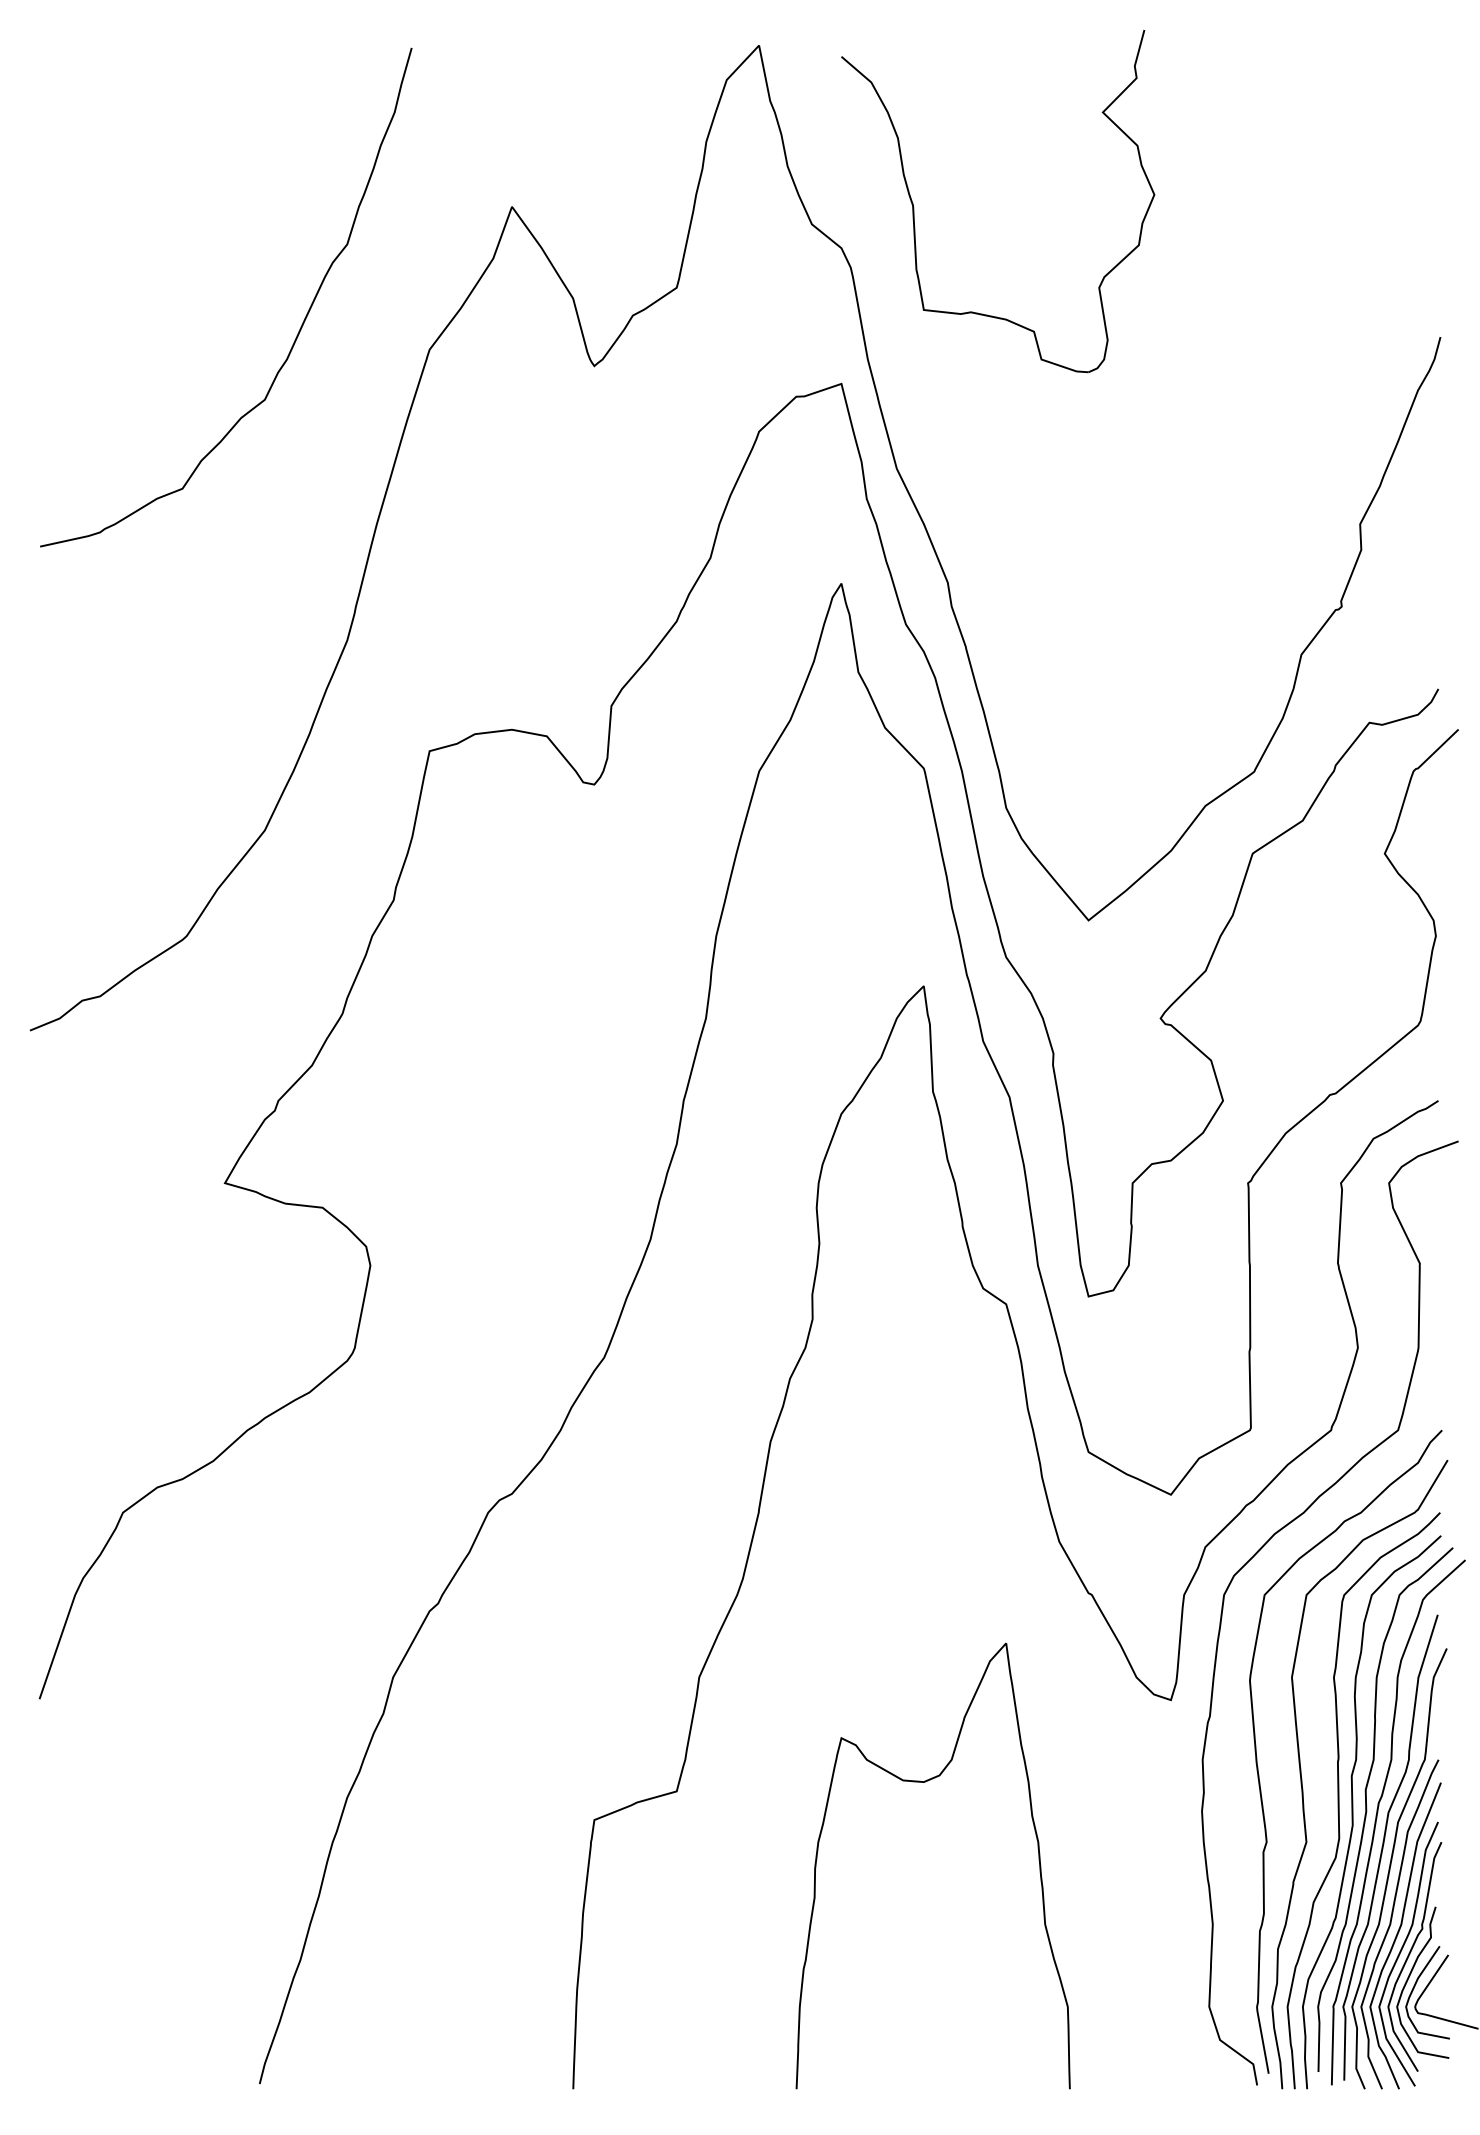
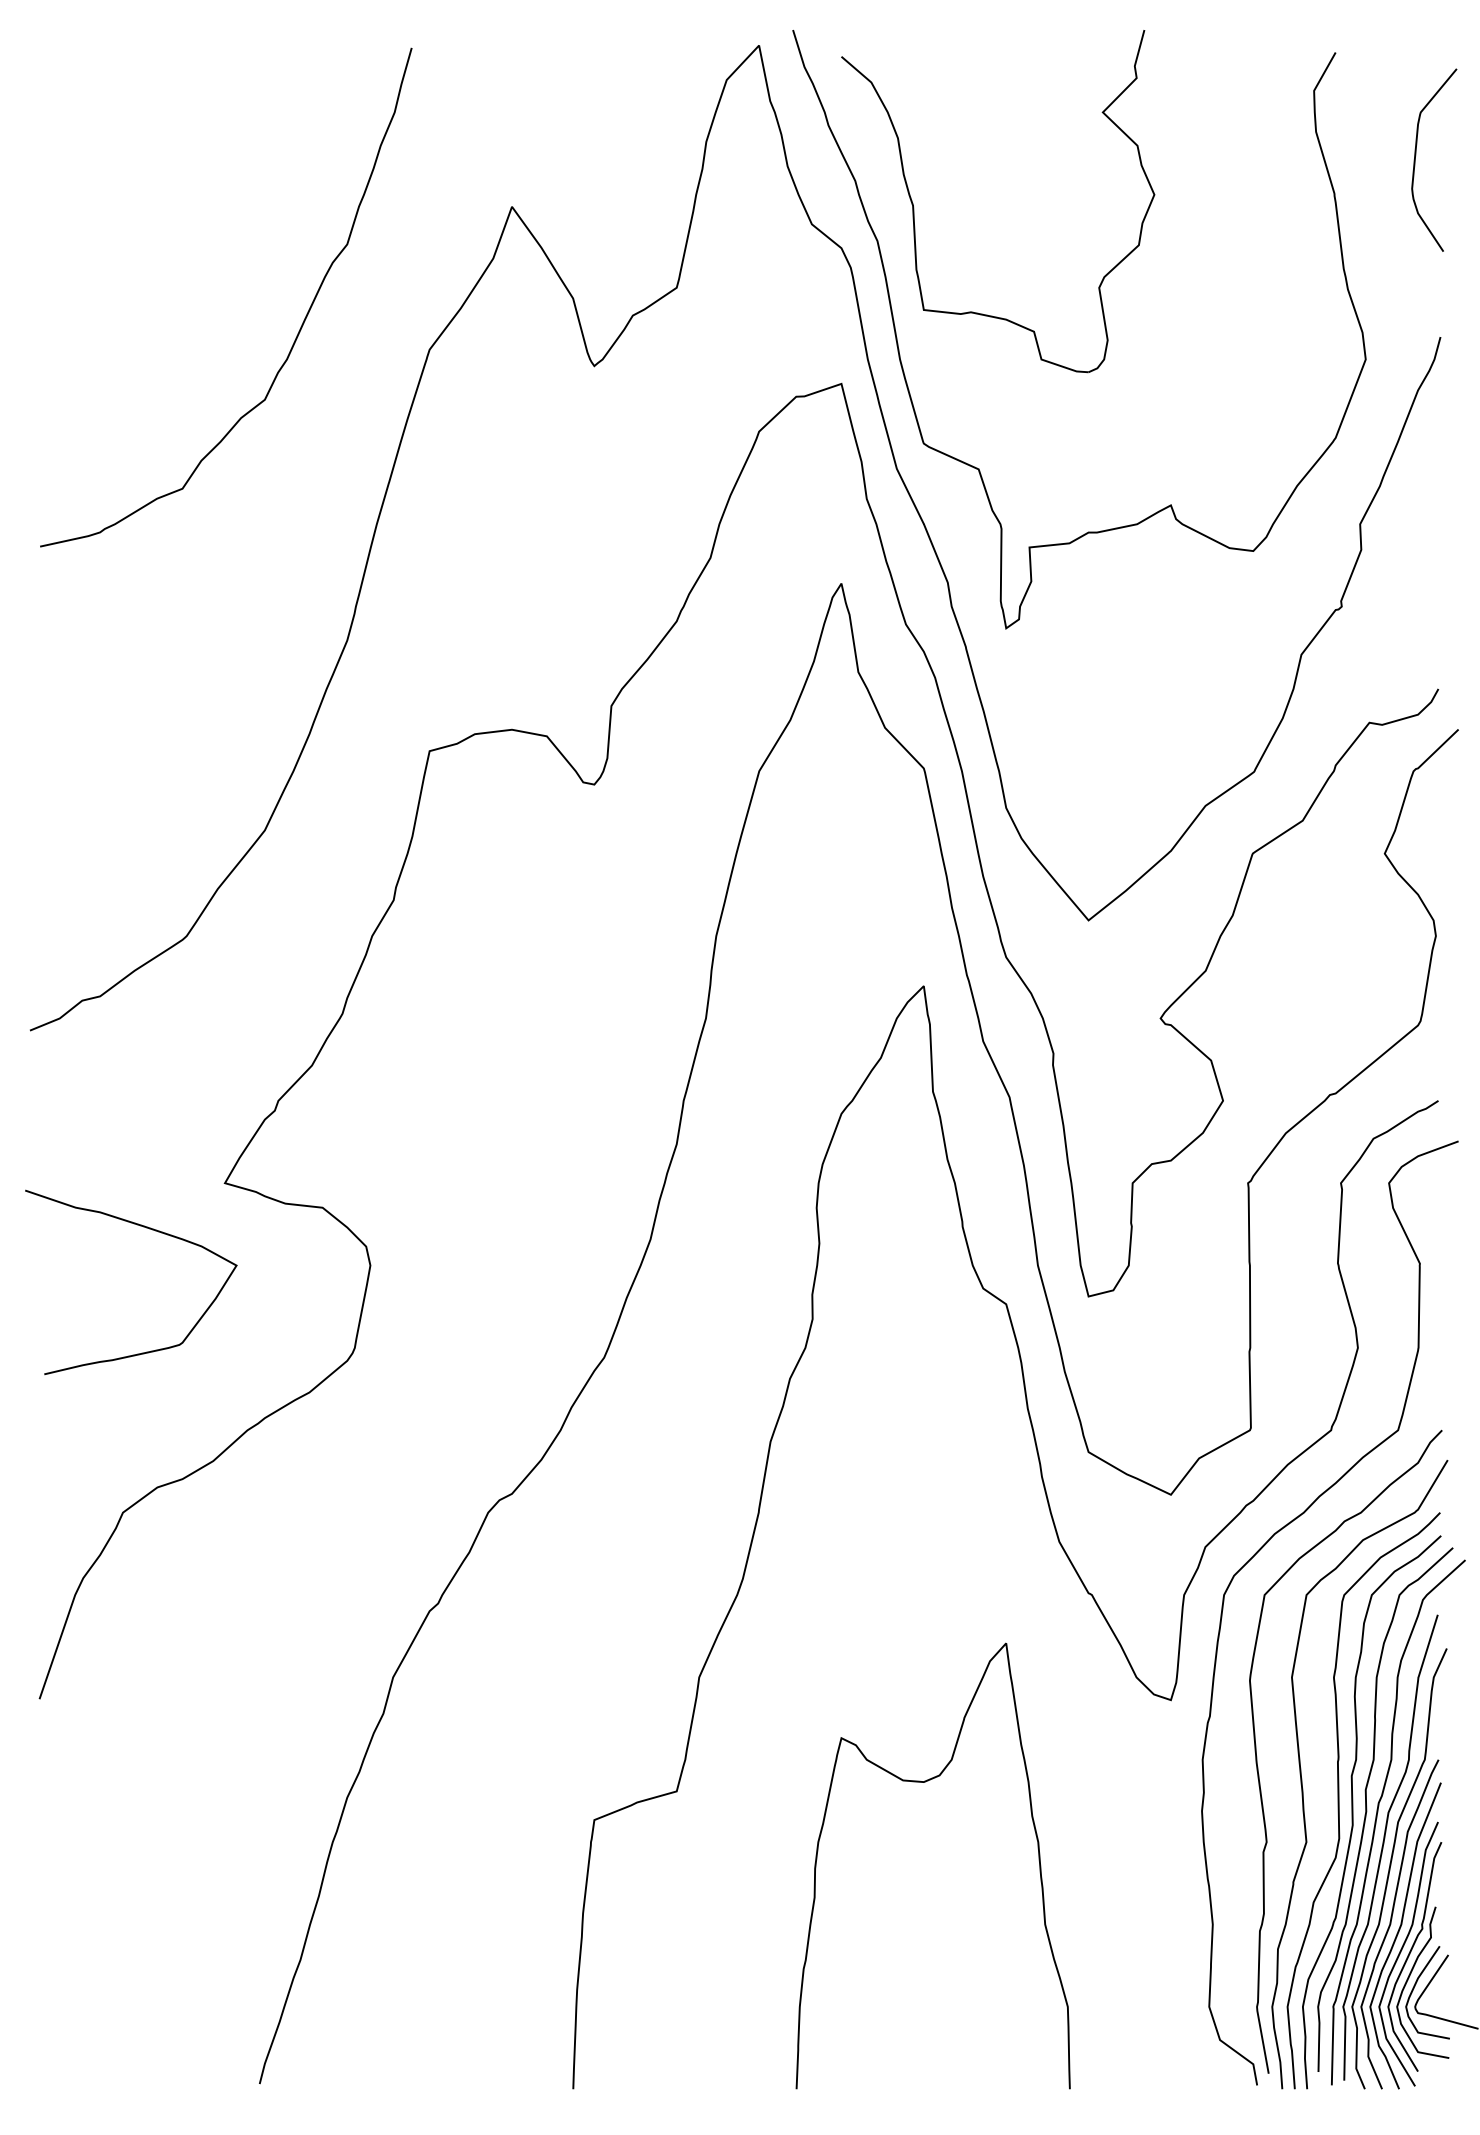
curve: none -> present (1416, 155)
curve: none -> present (979, 468)
curve: none -> present (149, 1229)
